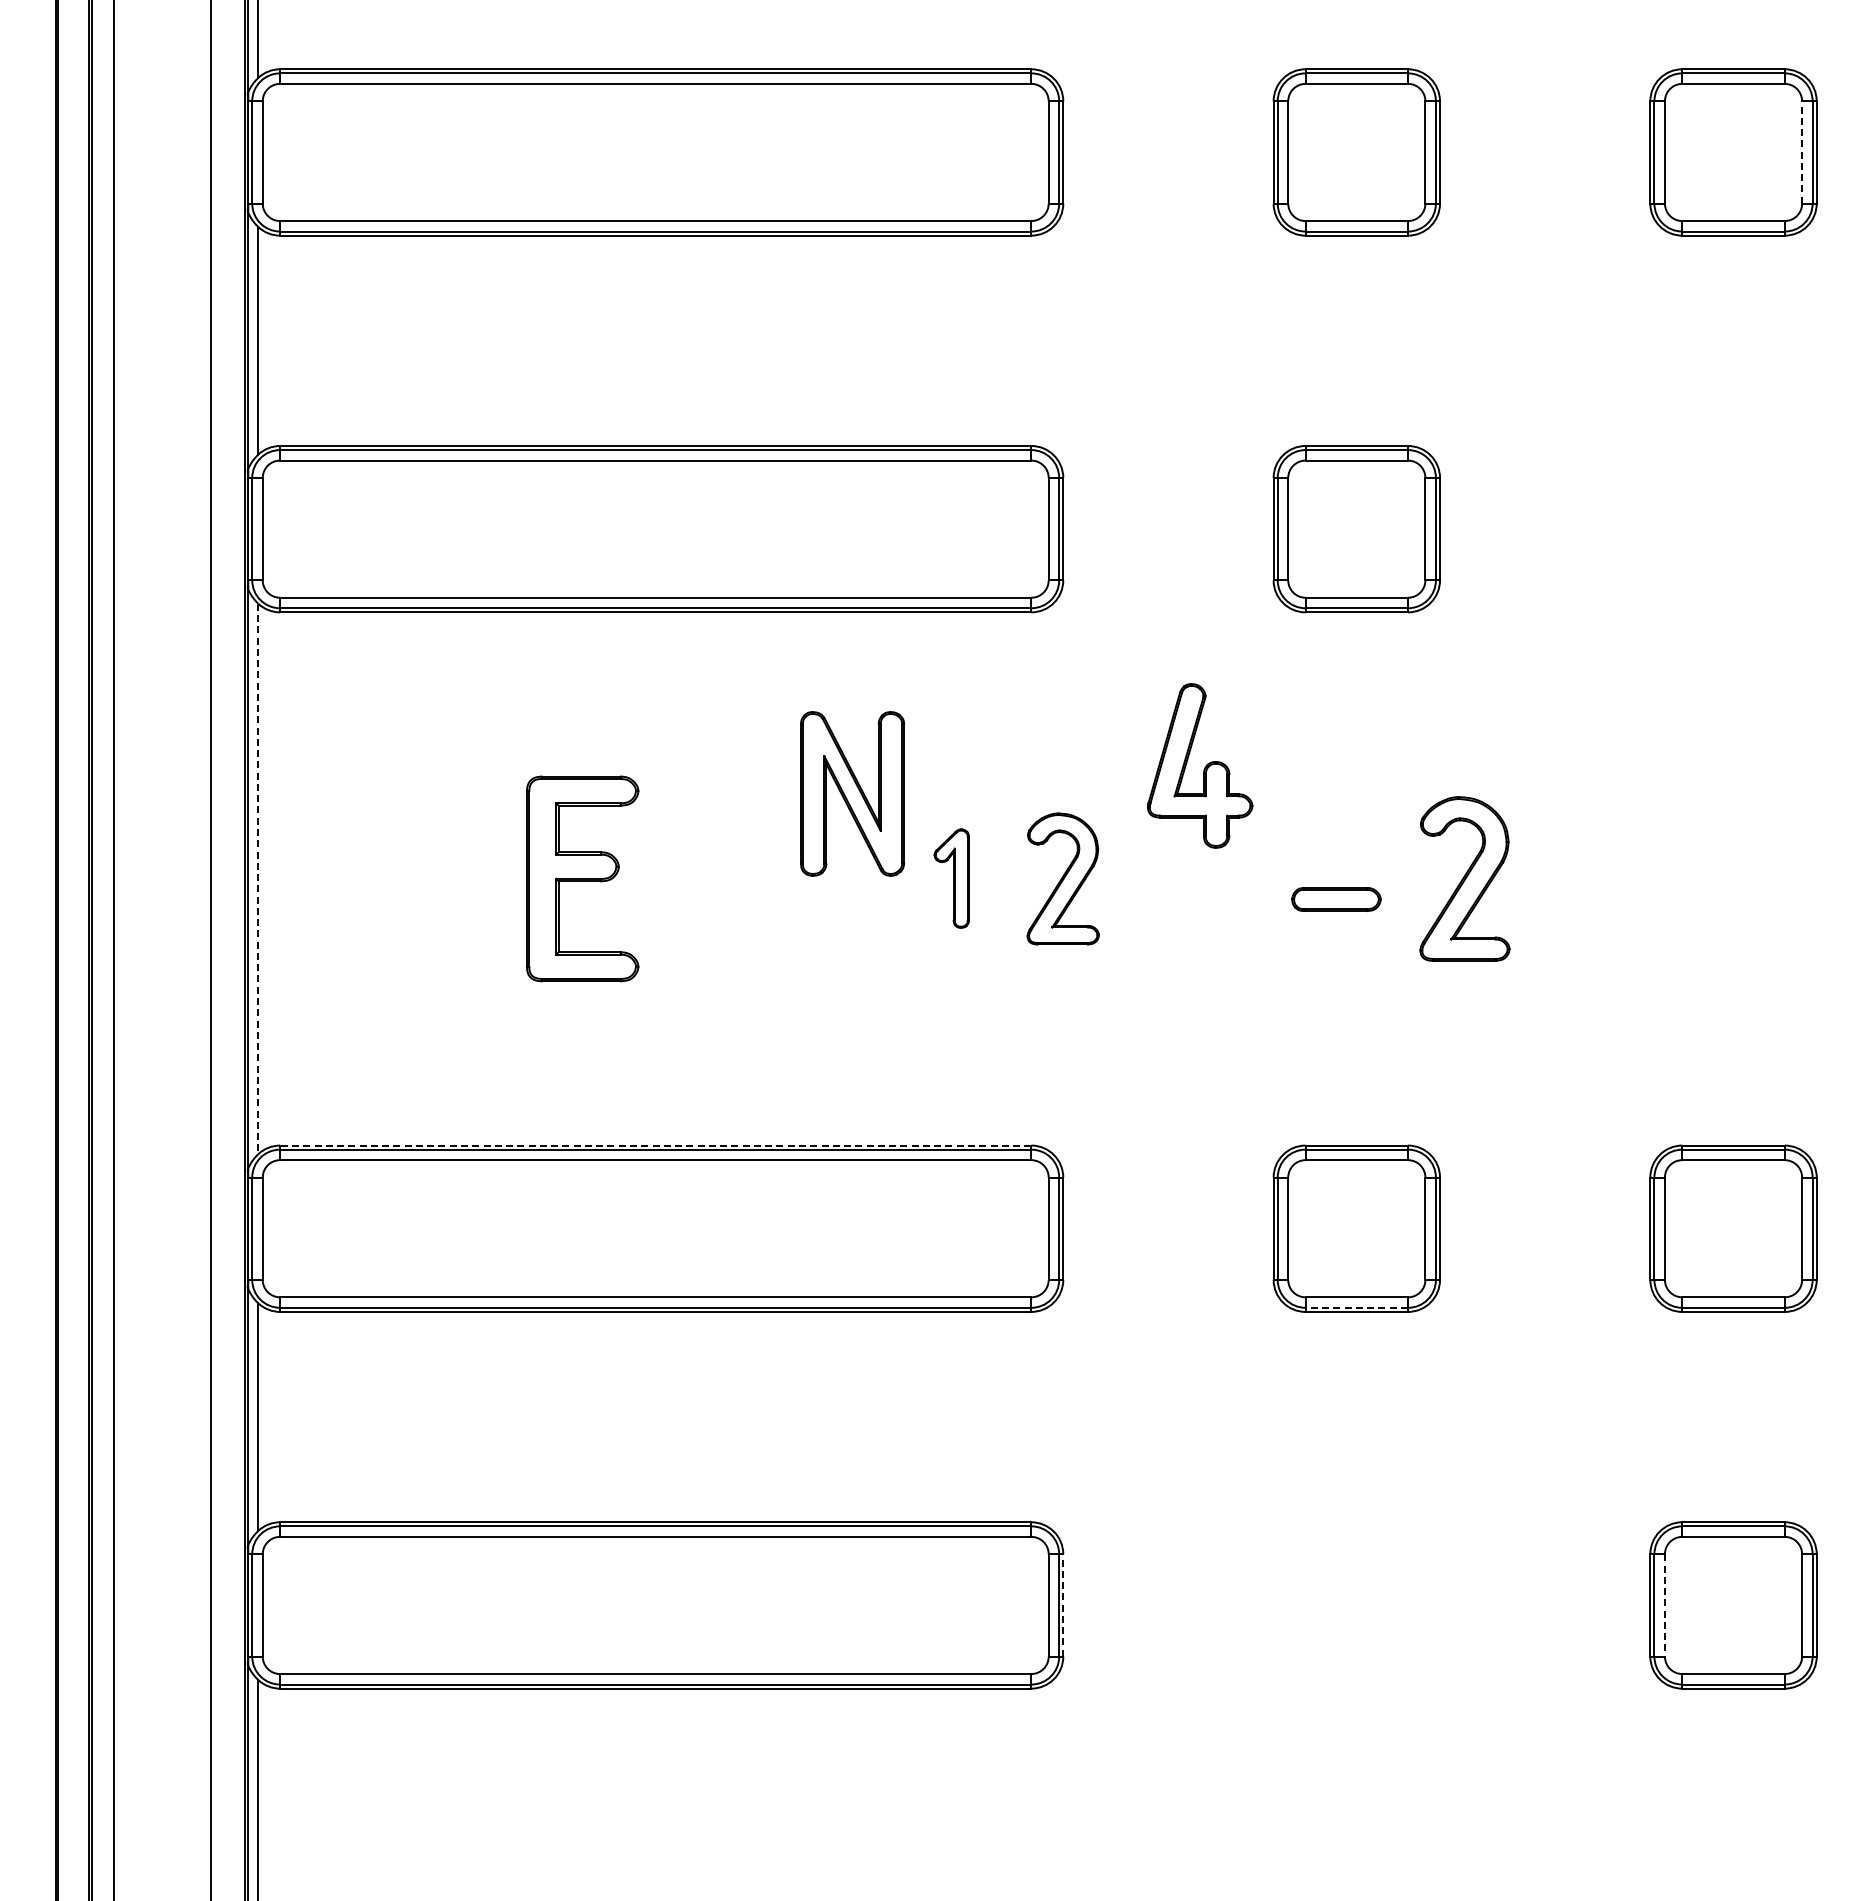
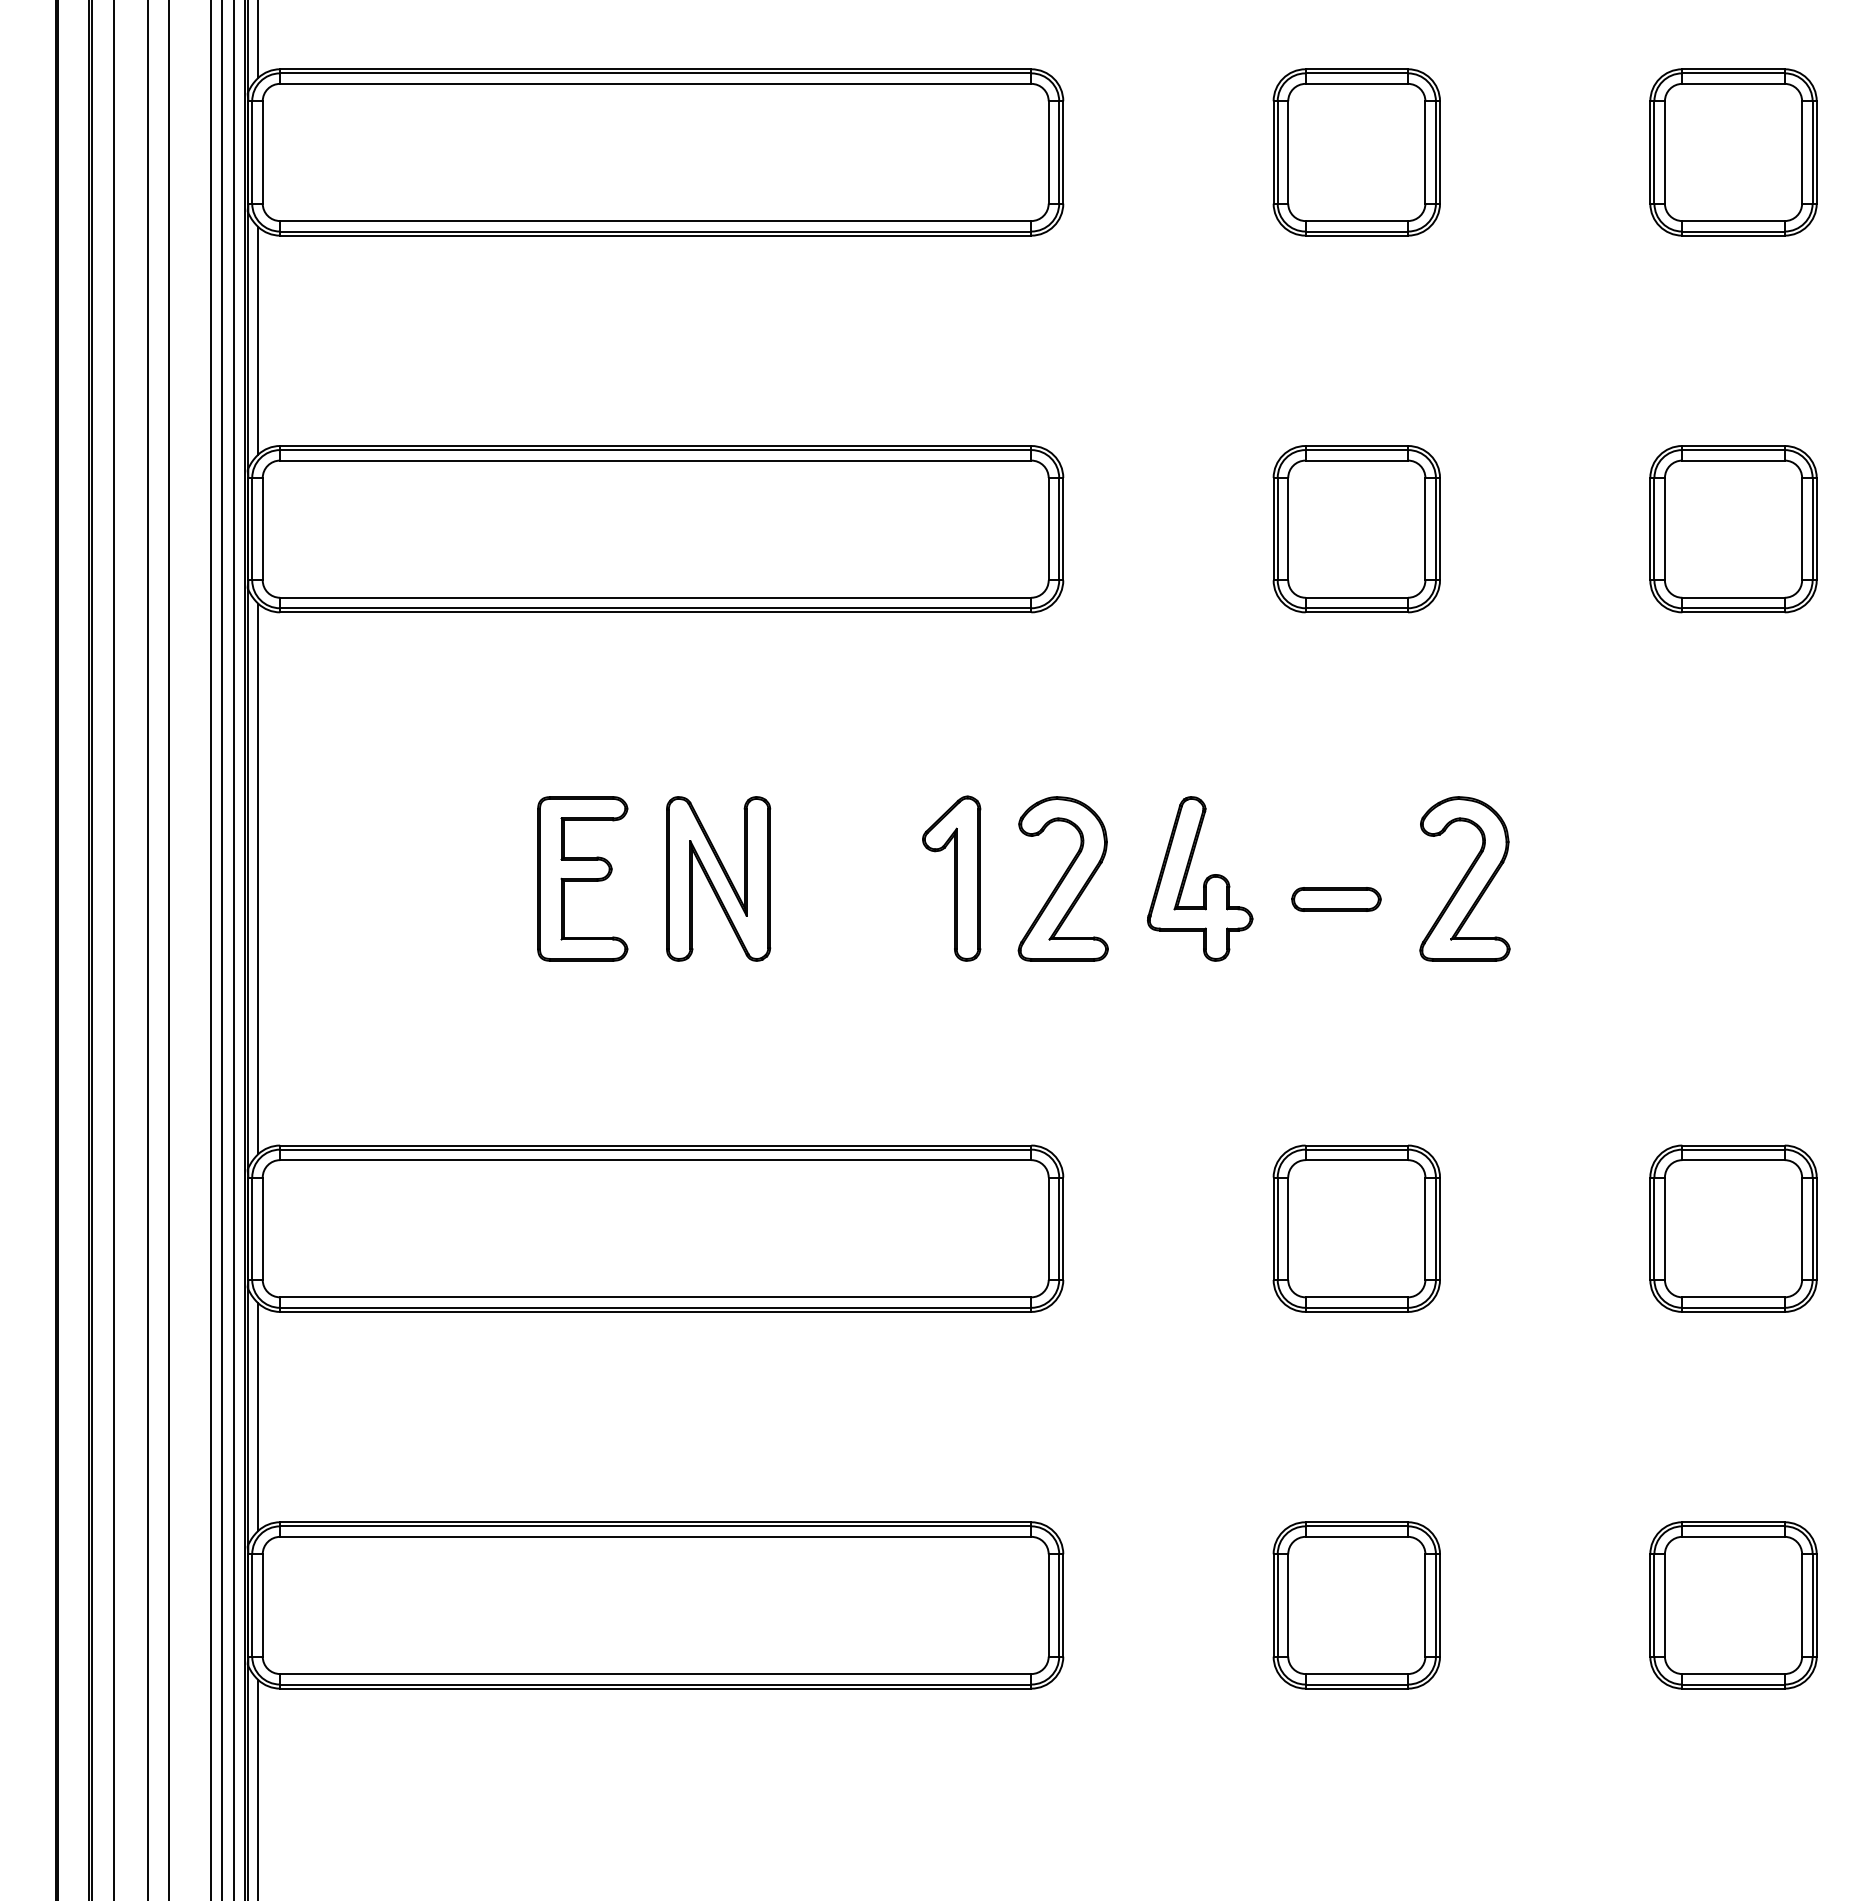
line: dashed -> solid (1802, 151)
part: none -> present (1733, 529)
part position: (1200, 765) -> (1200, 878) (1200, 878)
part position: (852, 793) -> (718, 878) (718, 878)
part size: 114x208 px -> 92x166 px (582, 878)
part size: 37x101 px -> 60x167 px (951, 878)
part size: 74x134 px -> 92x166 px (1062, 878)
line: dashed -> solid (258, 879)
line: none -> present (147, 949)
line: none -> present (169, 949)
line: none -> present (221, 949)
line: none -> present (233, 949)
line: dashed -> solid (655, 1145)
line: dashed -> solid (1356, 1307)
line: dashed -> solid (1063, 1604)
part: none -> present (1356, 1605)
line: dashed -> solid (1664, 1605)
